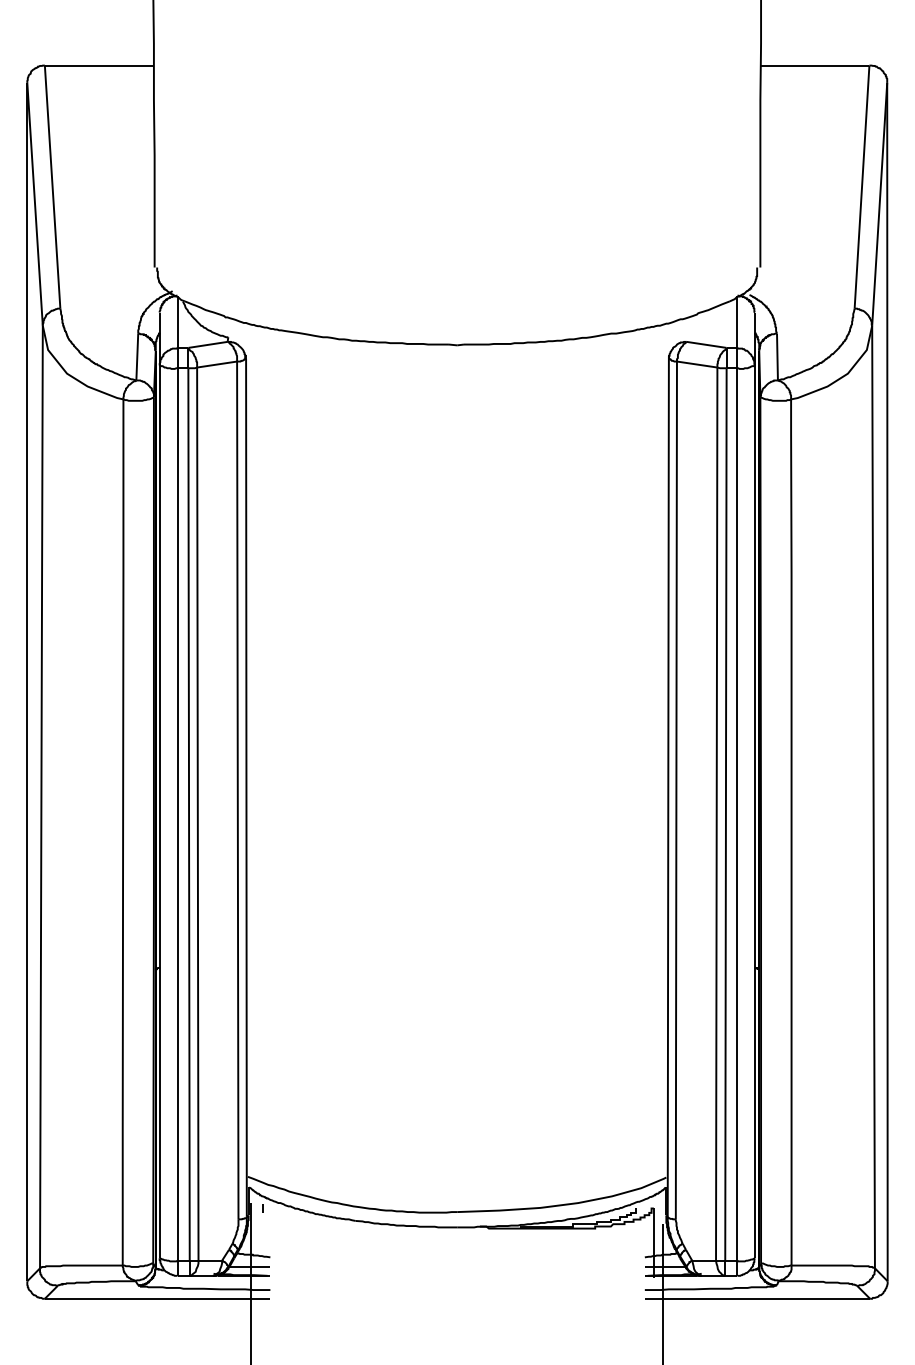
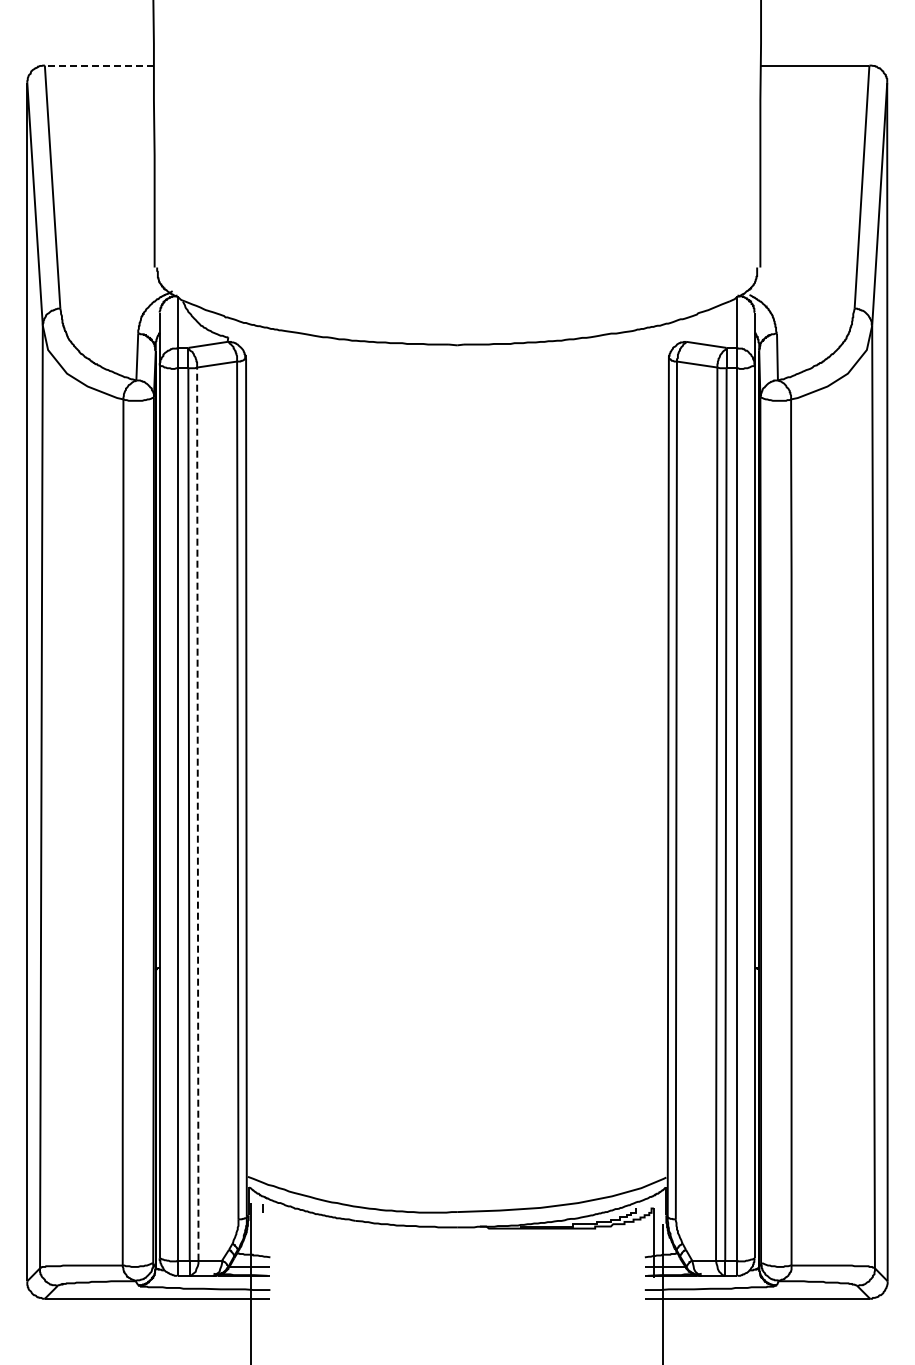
line: solid -> dashed (99, 65)
line: solid -> dashed (197, 814)
